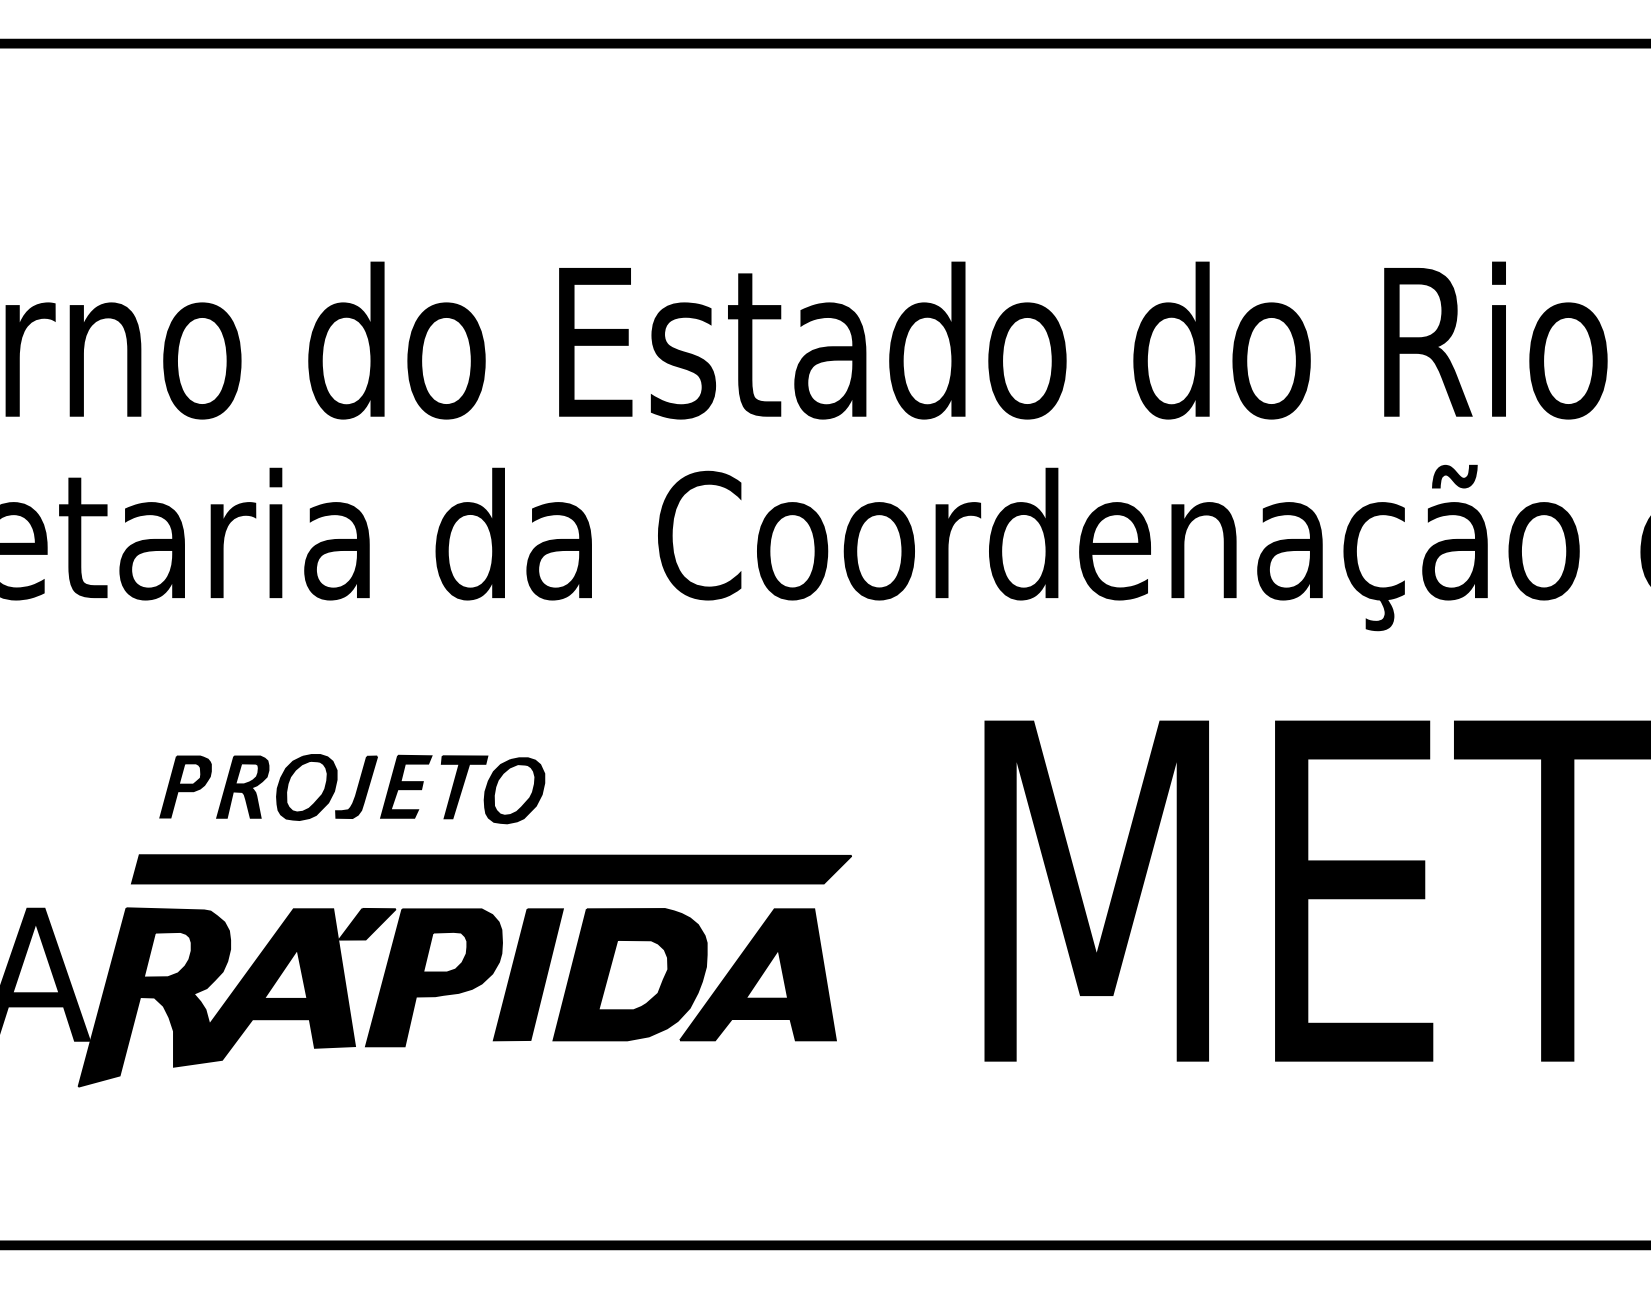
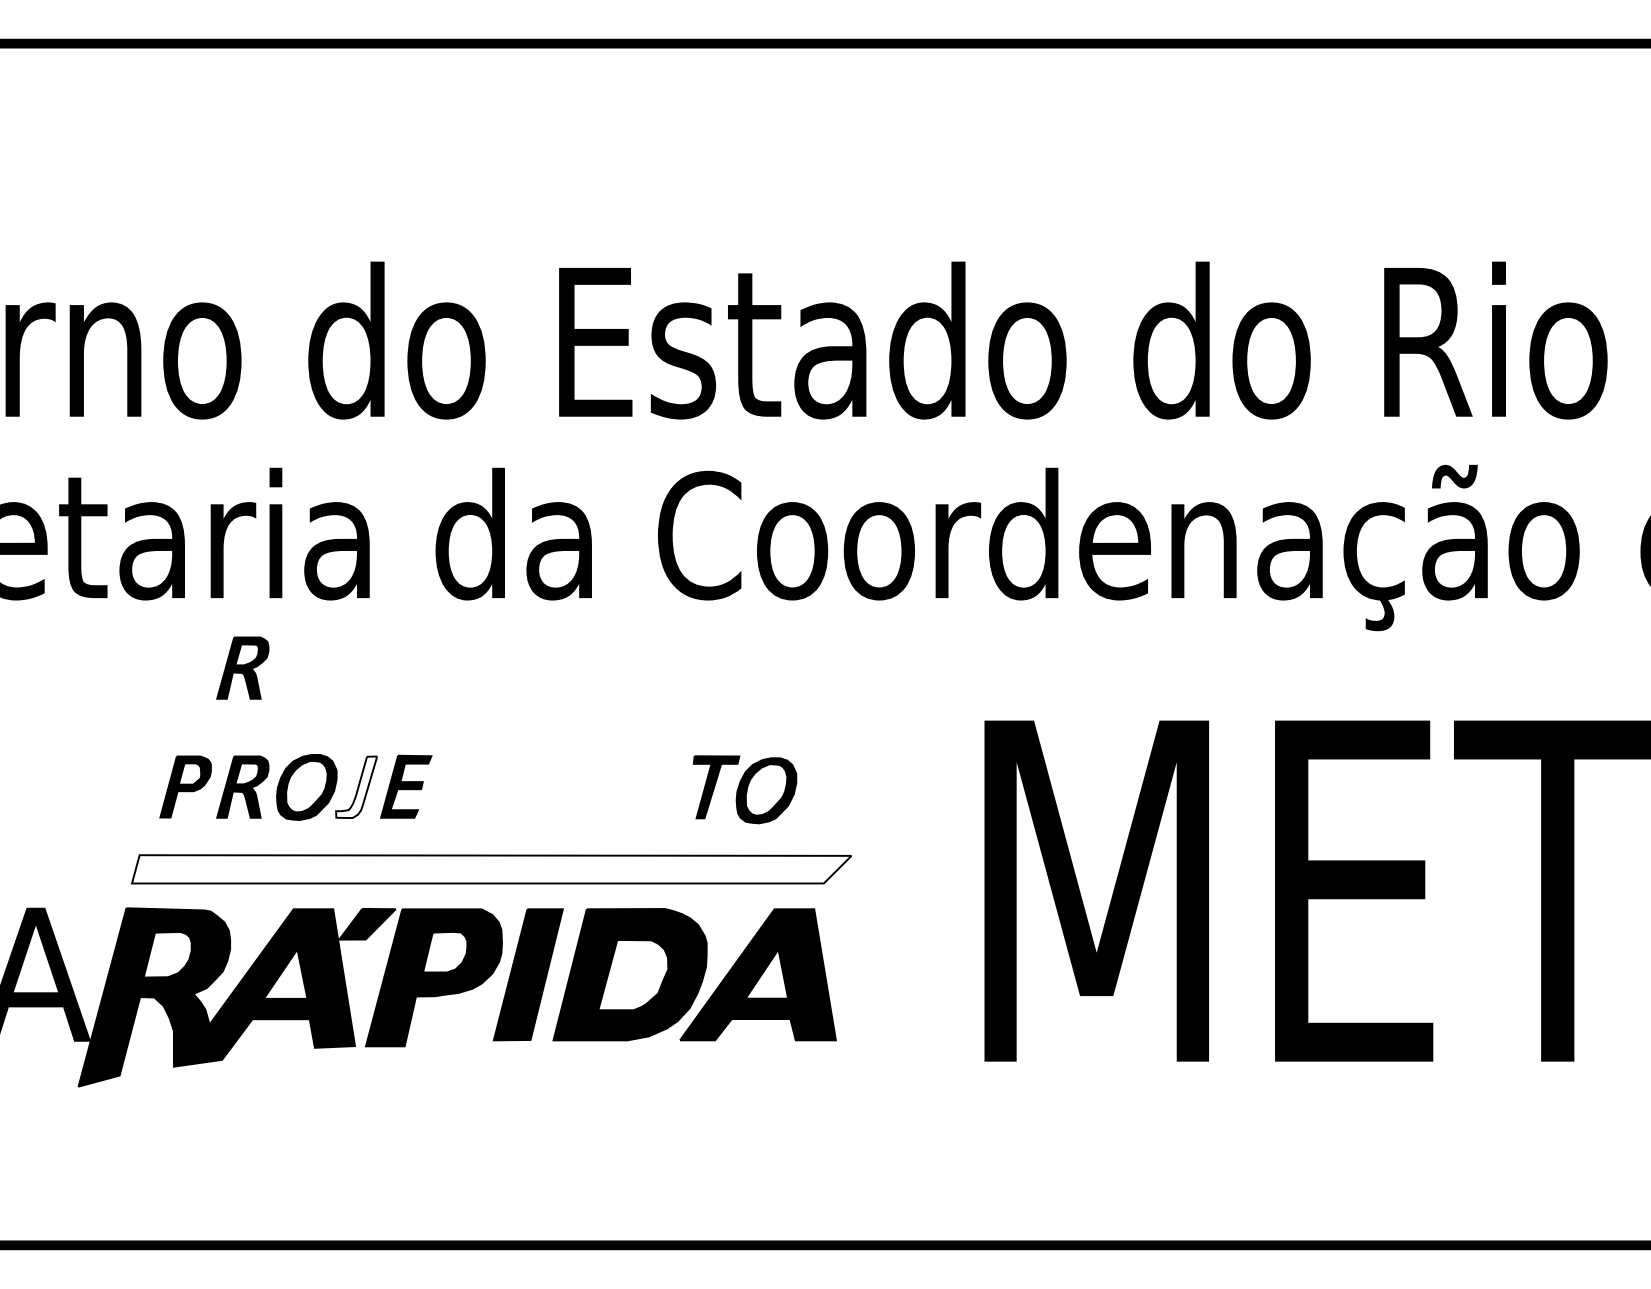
part: none -> present (242, 667)
fill: present -> none (356, 787)
part position: (493, 789) -> (745, 789) (745, 789)
fill: present -> none (491, 869)
